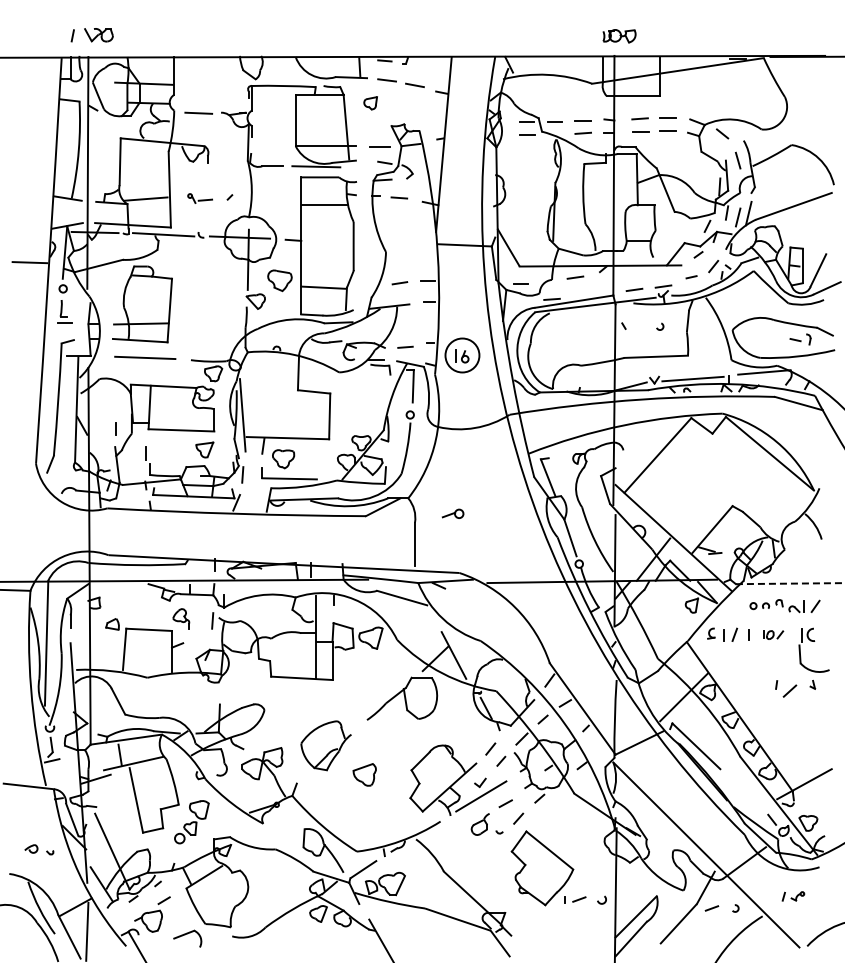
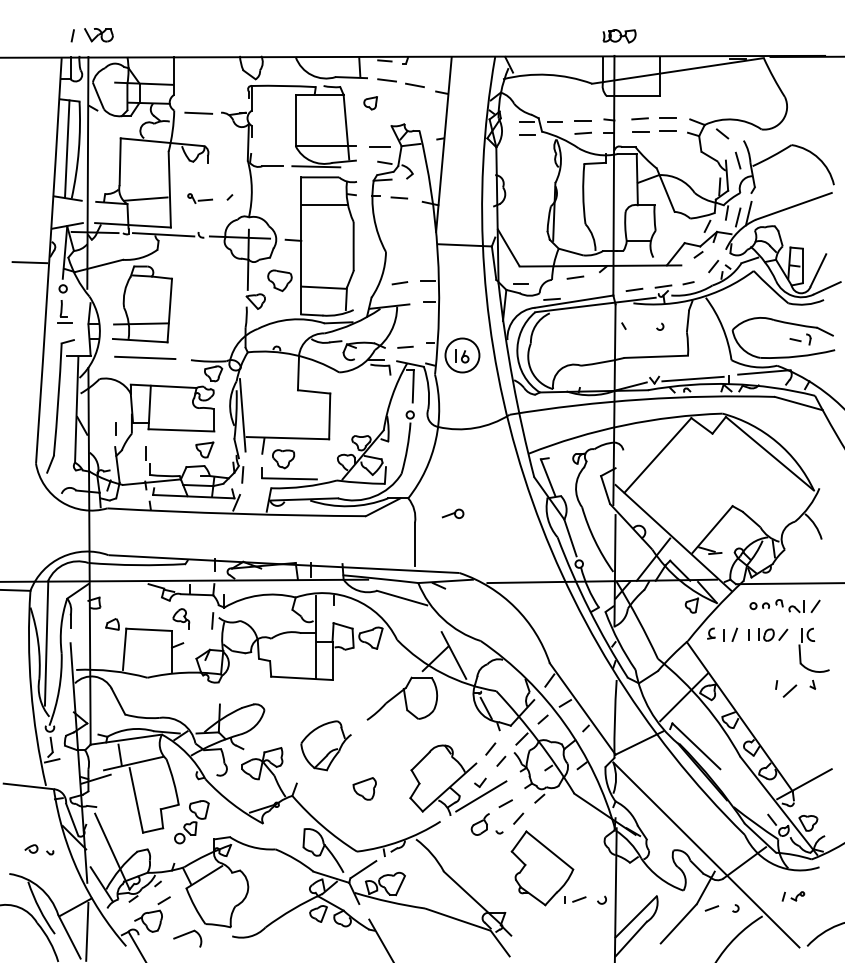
line: none -> present (67, 148)
line position: (691, 277) -> (688, 283) (688, 283)
line: dashed -> solid (790, 583)
part size: 22x10 px -> 31x14 px (773, 634)
part position: (364, 774) -> (364, 788) (364, 788)
